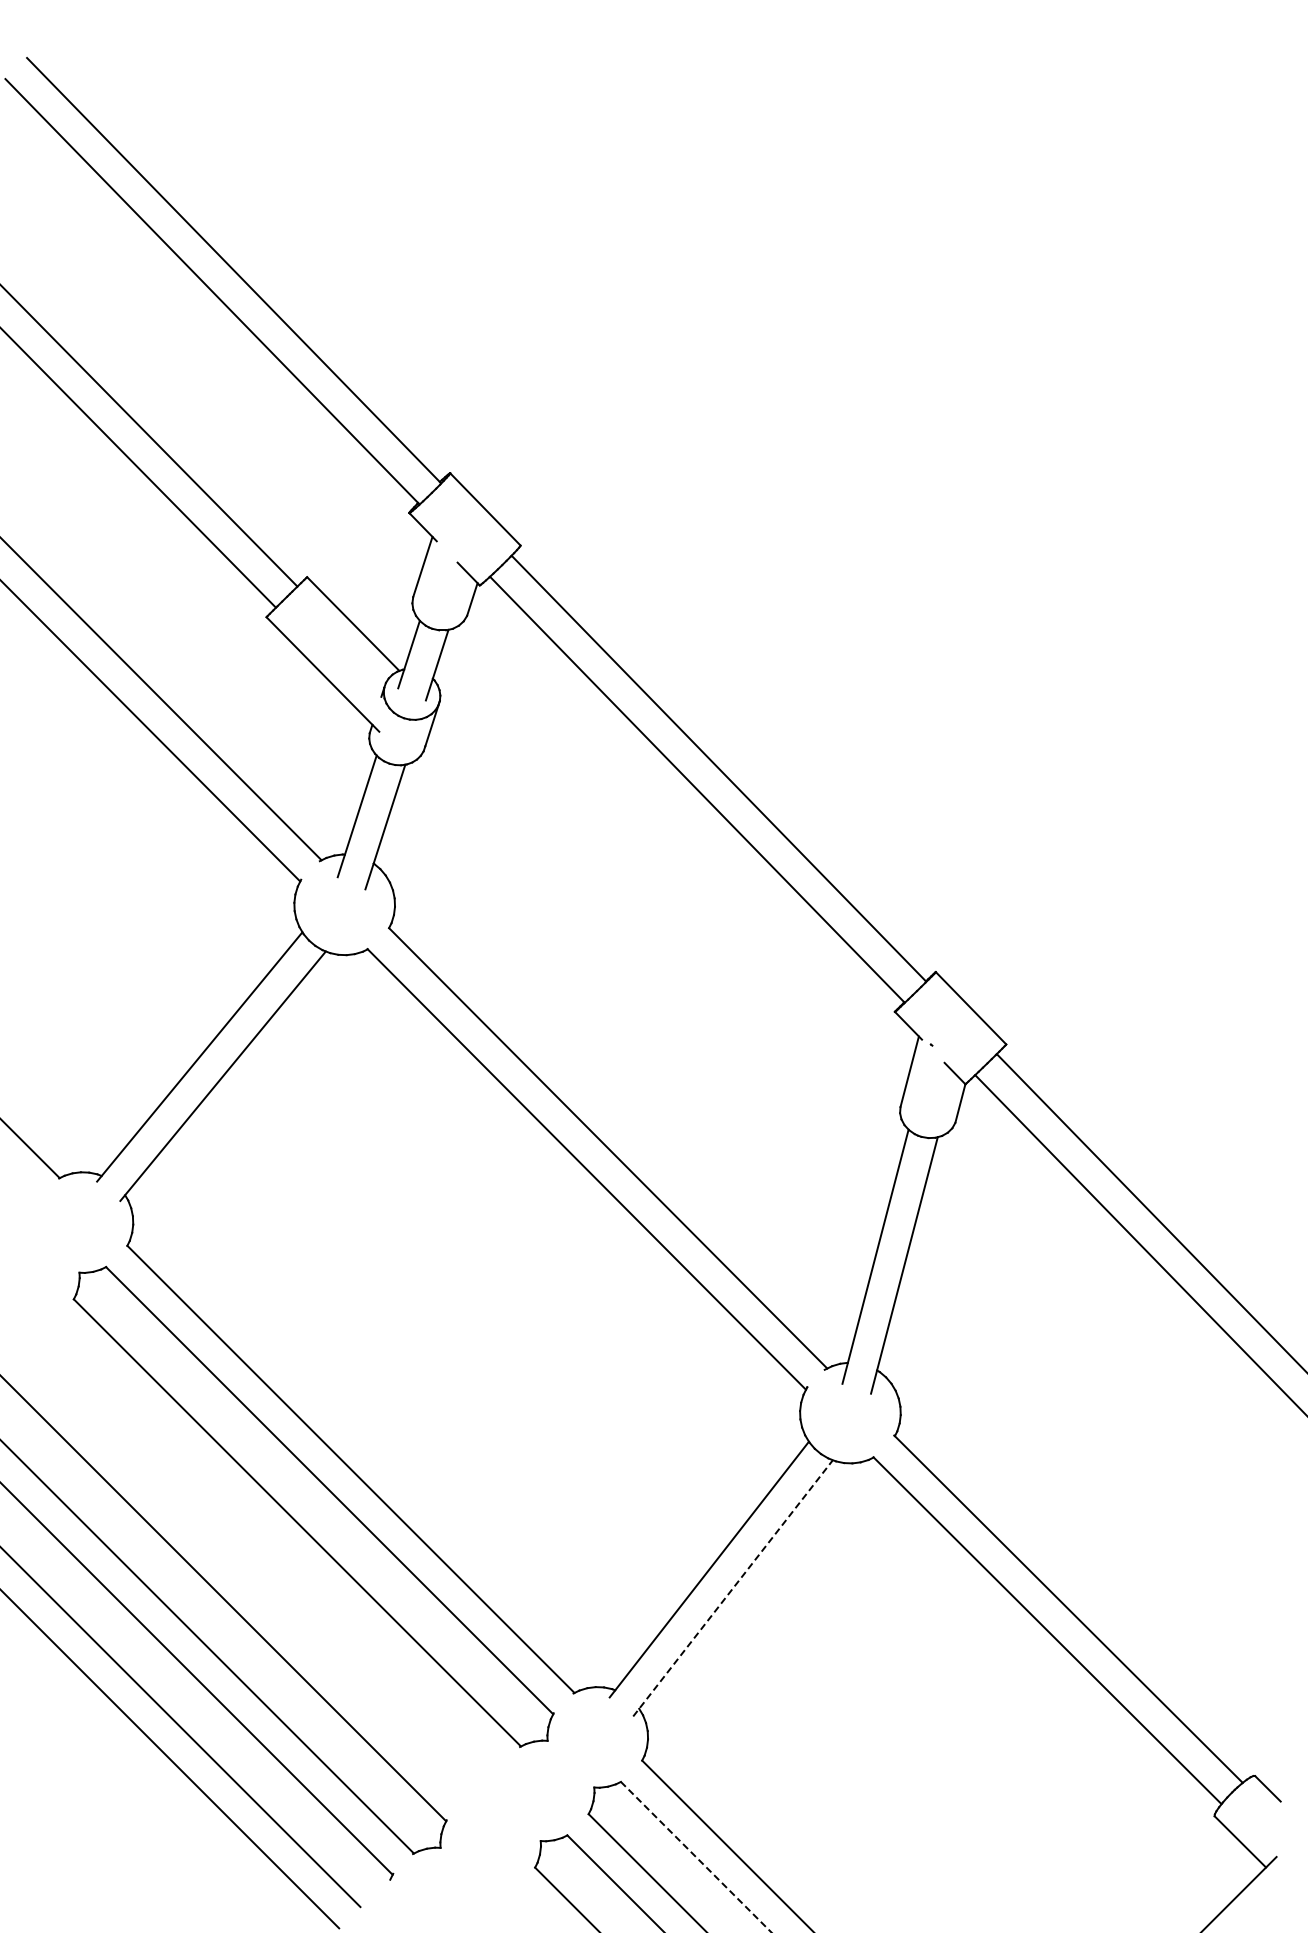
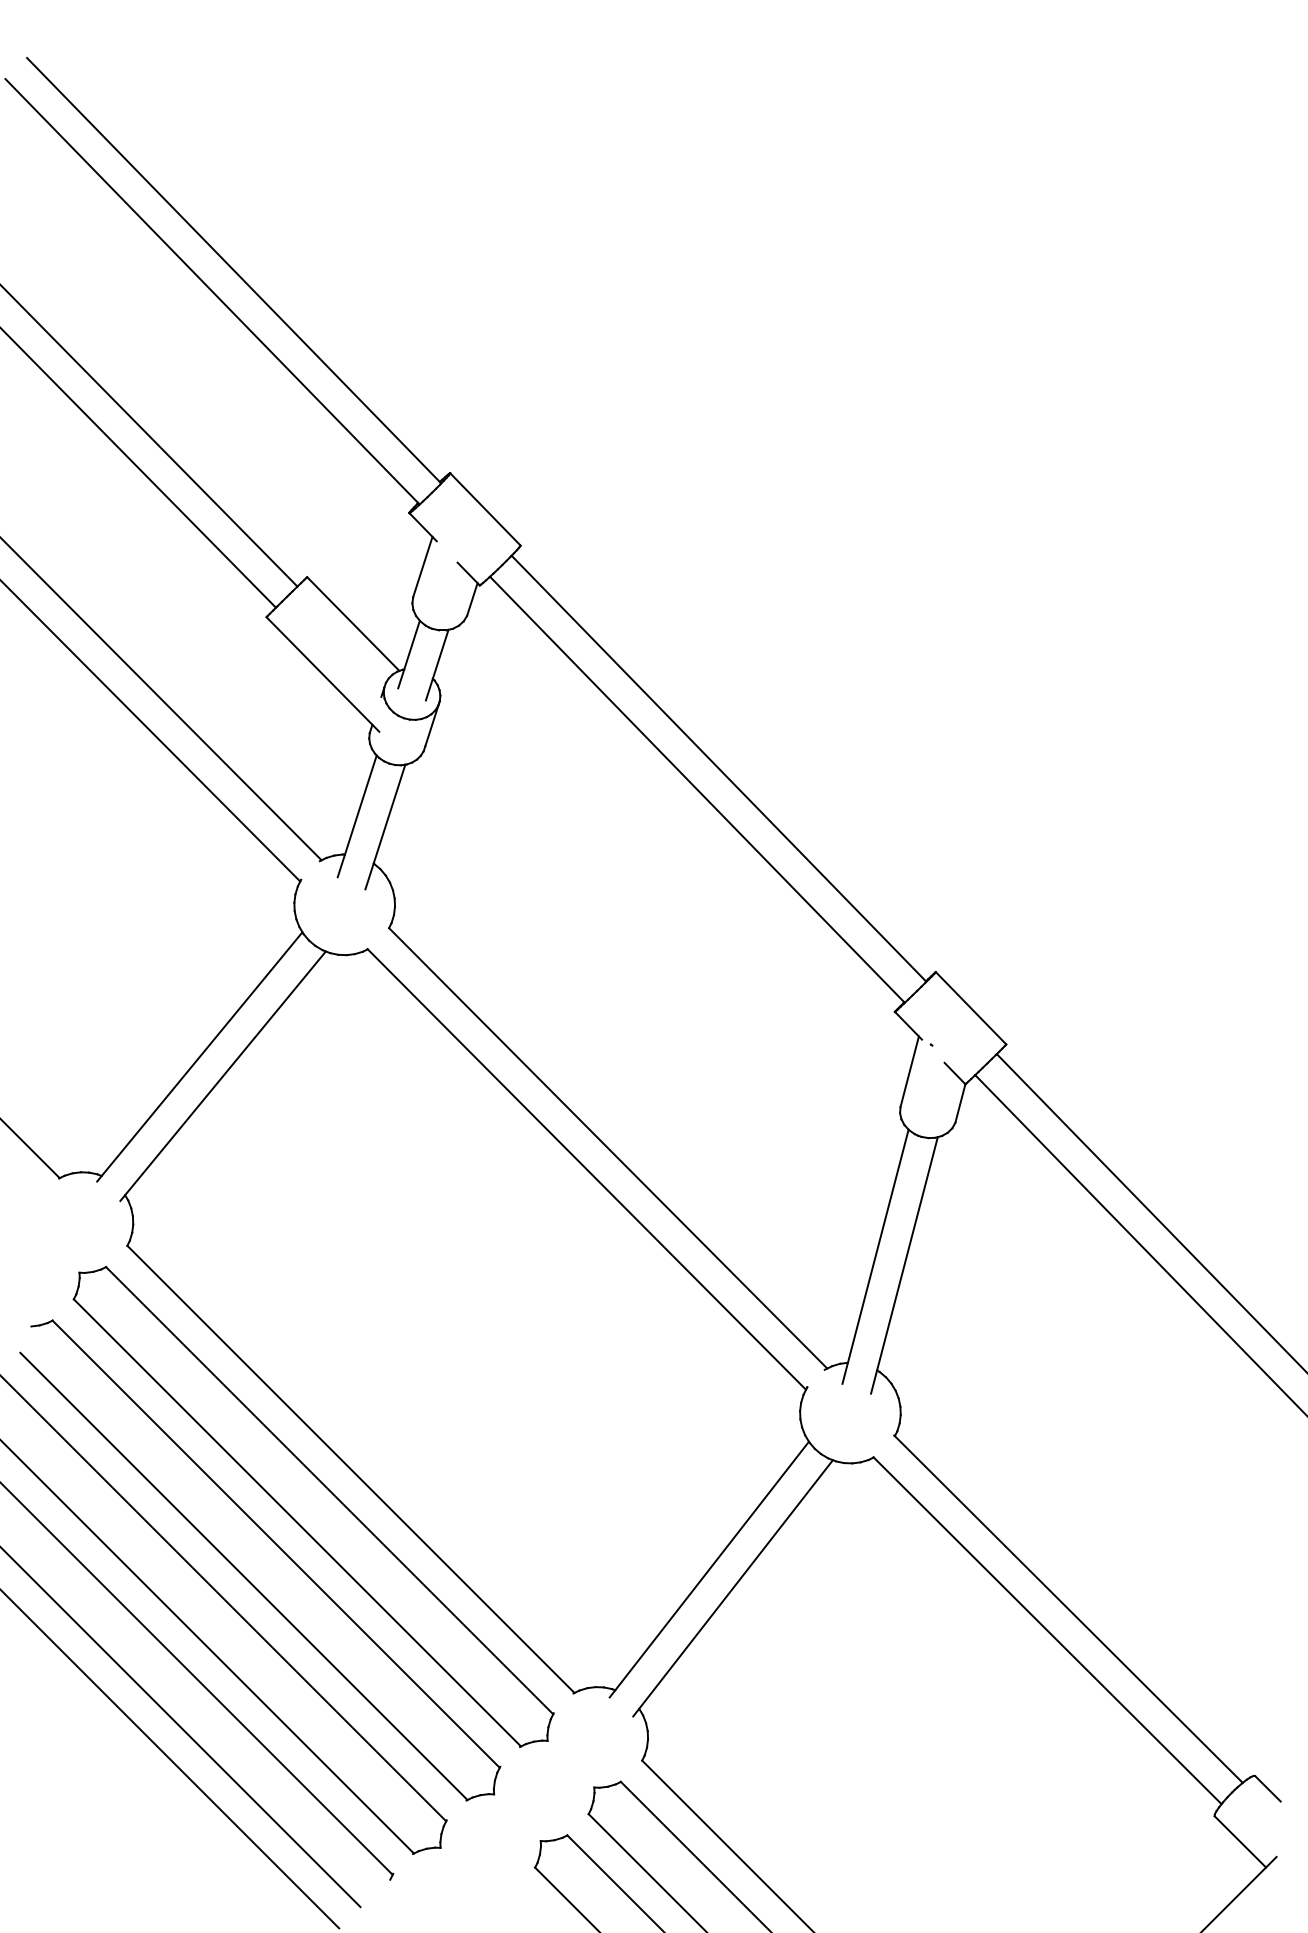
part: none -> present (275, 1544)
line: dashed -> solid (733, 1587)
line: dashed -> solid (696, 1857)
